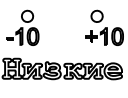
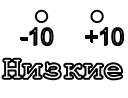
part position: (22, 27) -> (36, 27) (36, 27)
